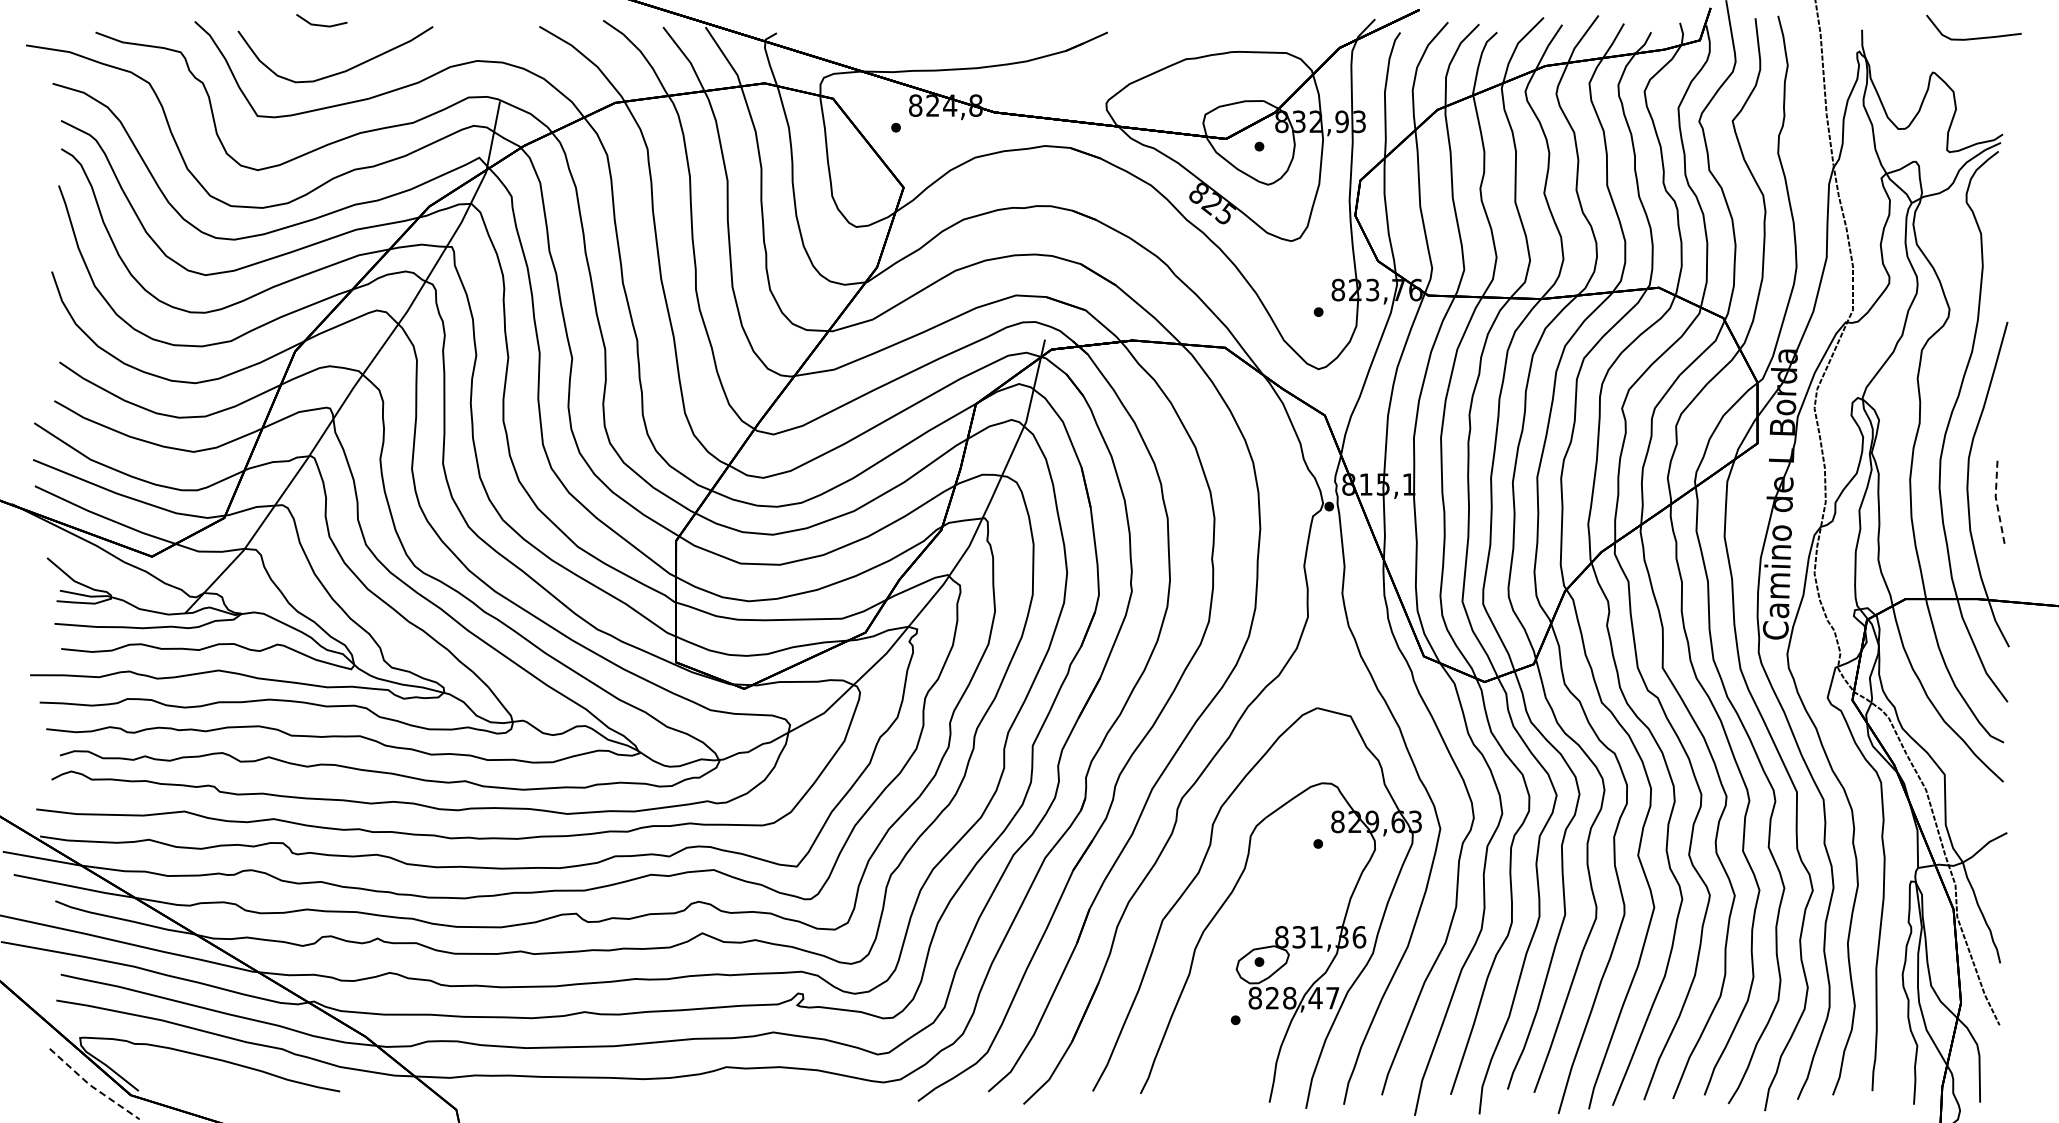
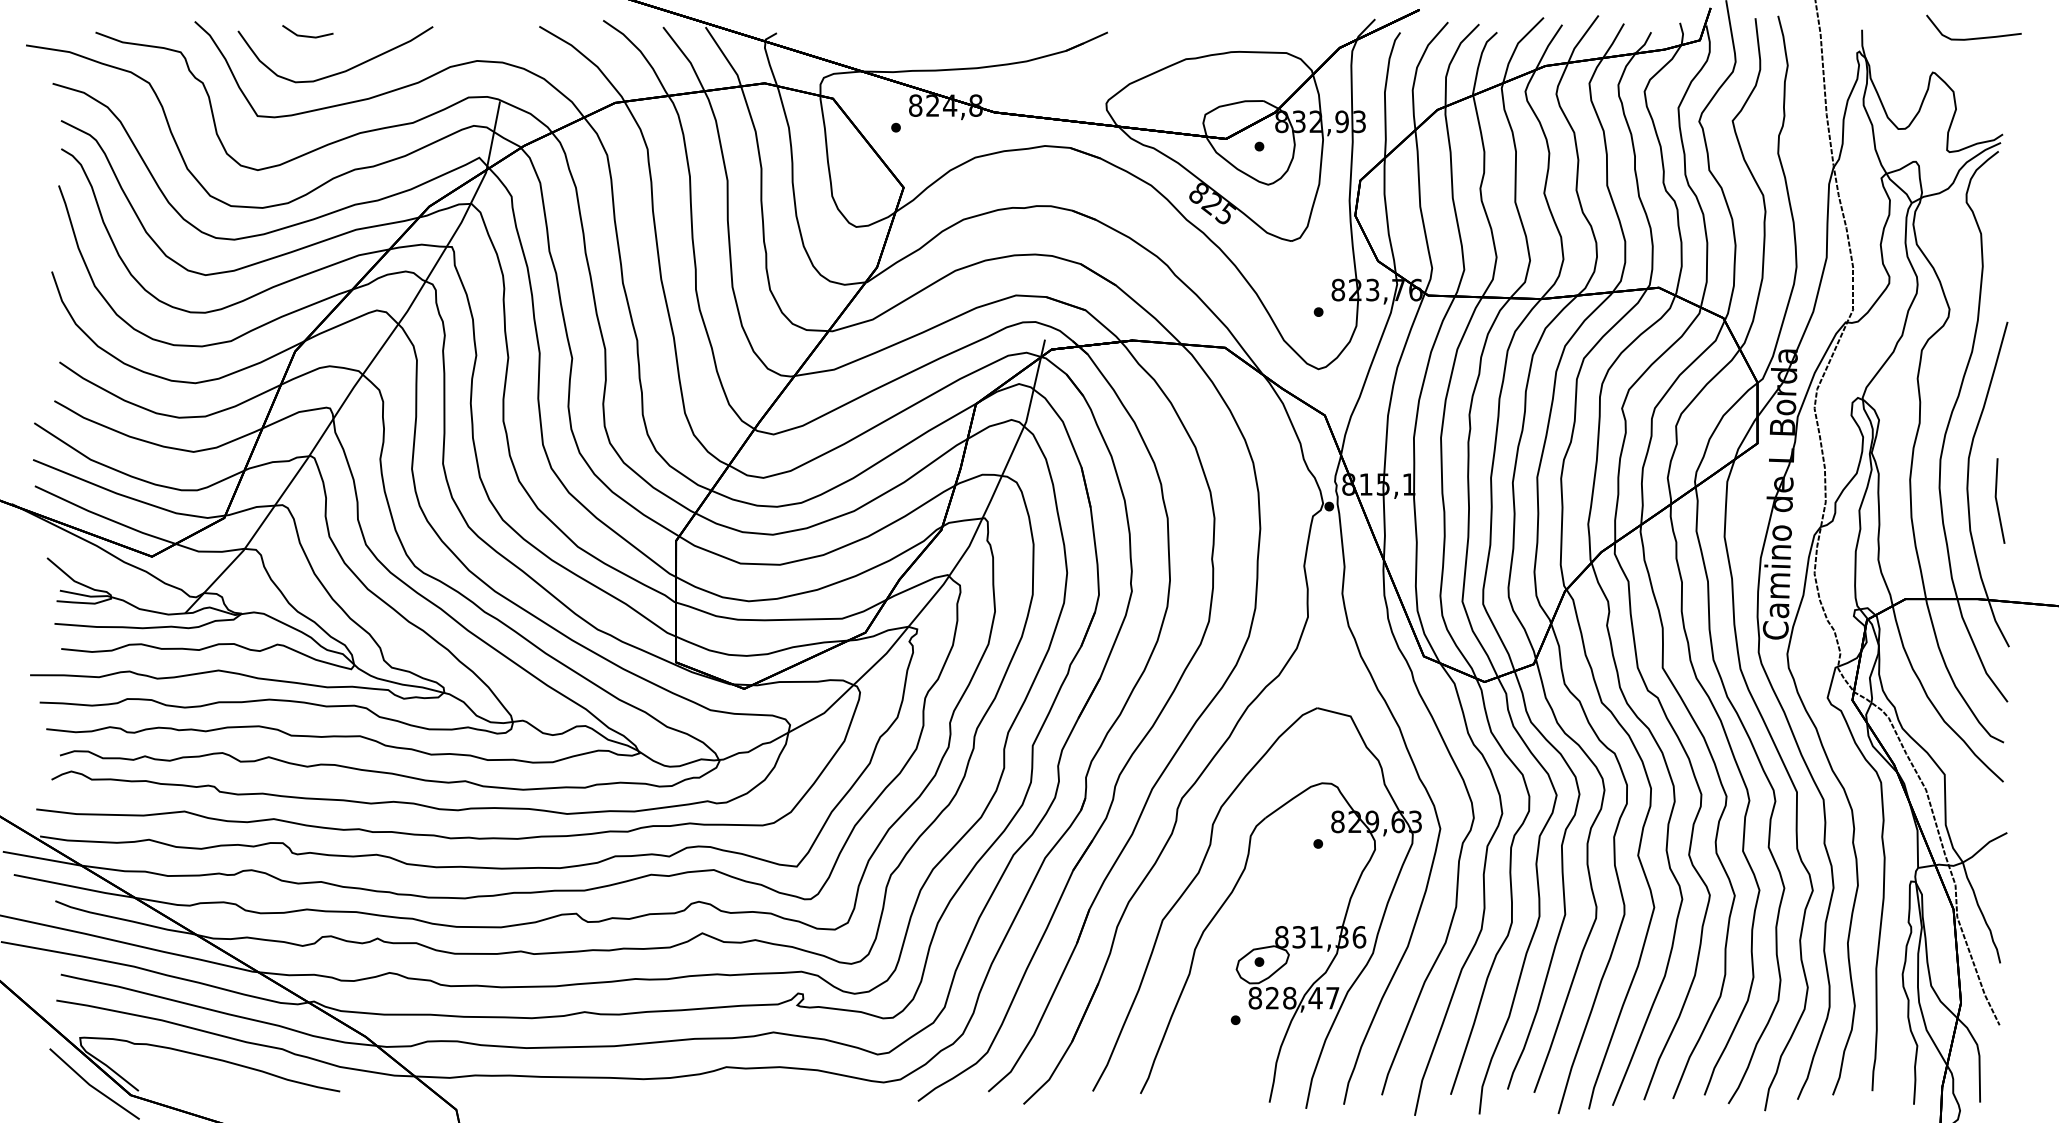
line position: (321, 24) -> (307, 35) (307, 35)
line: dashed -> solid (1996, 500)
line: dashed -> solid (92, 1086)
